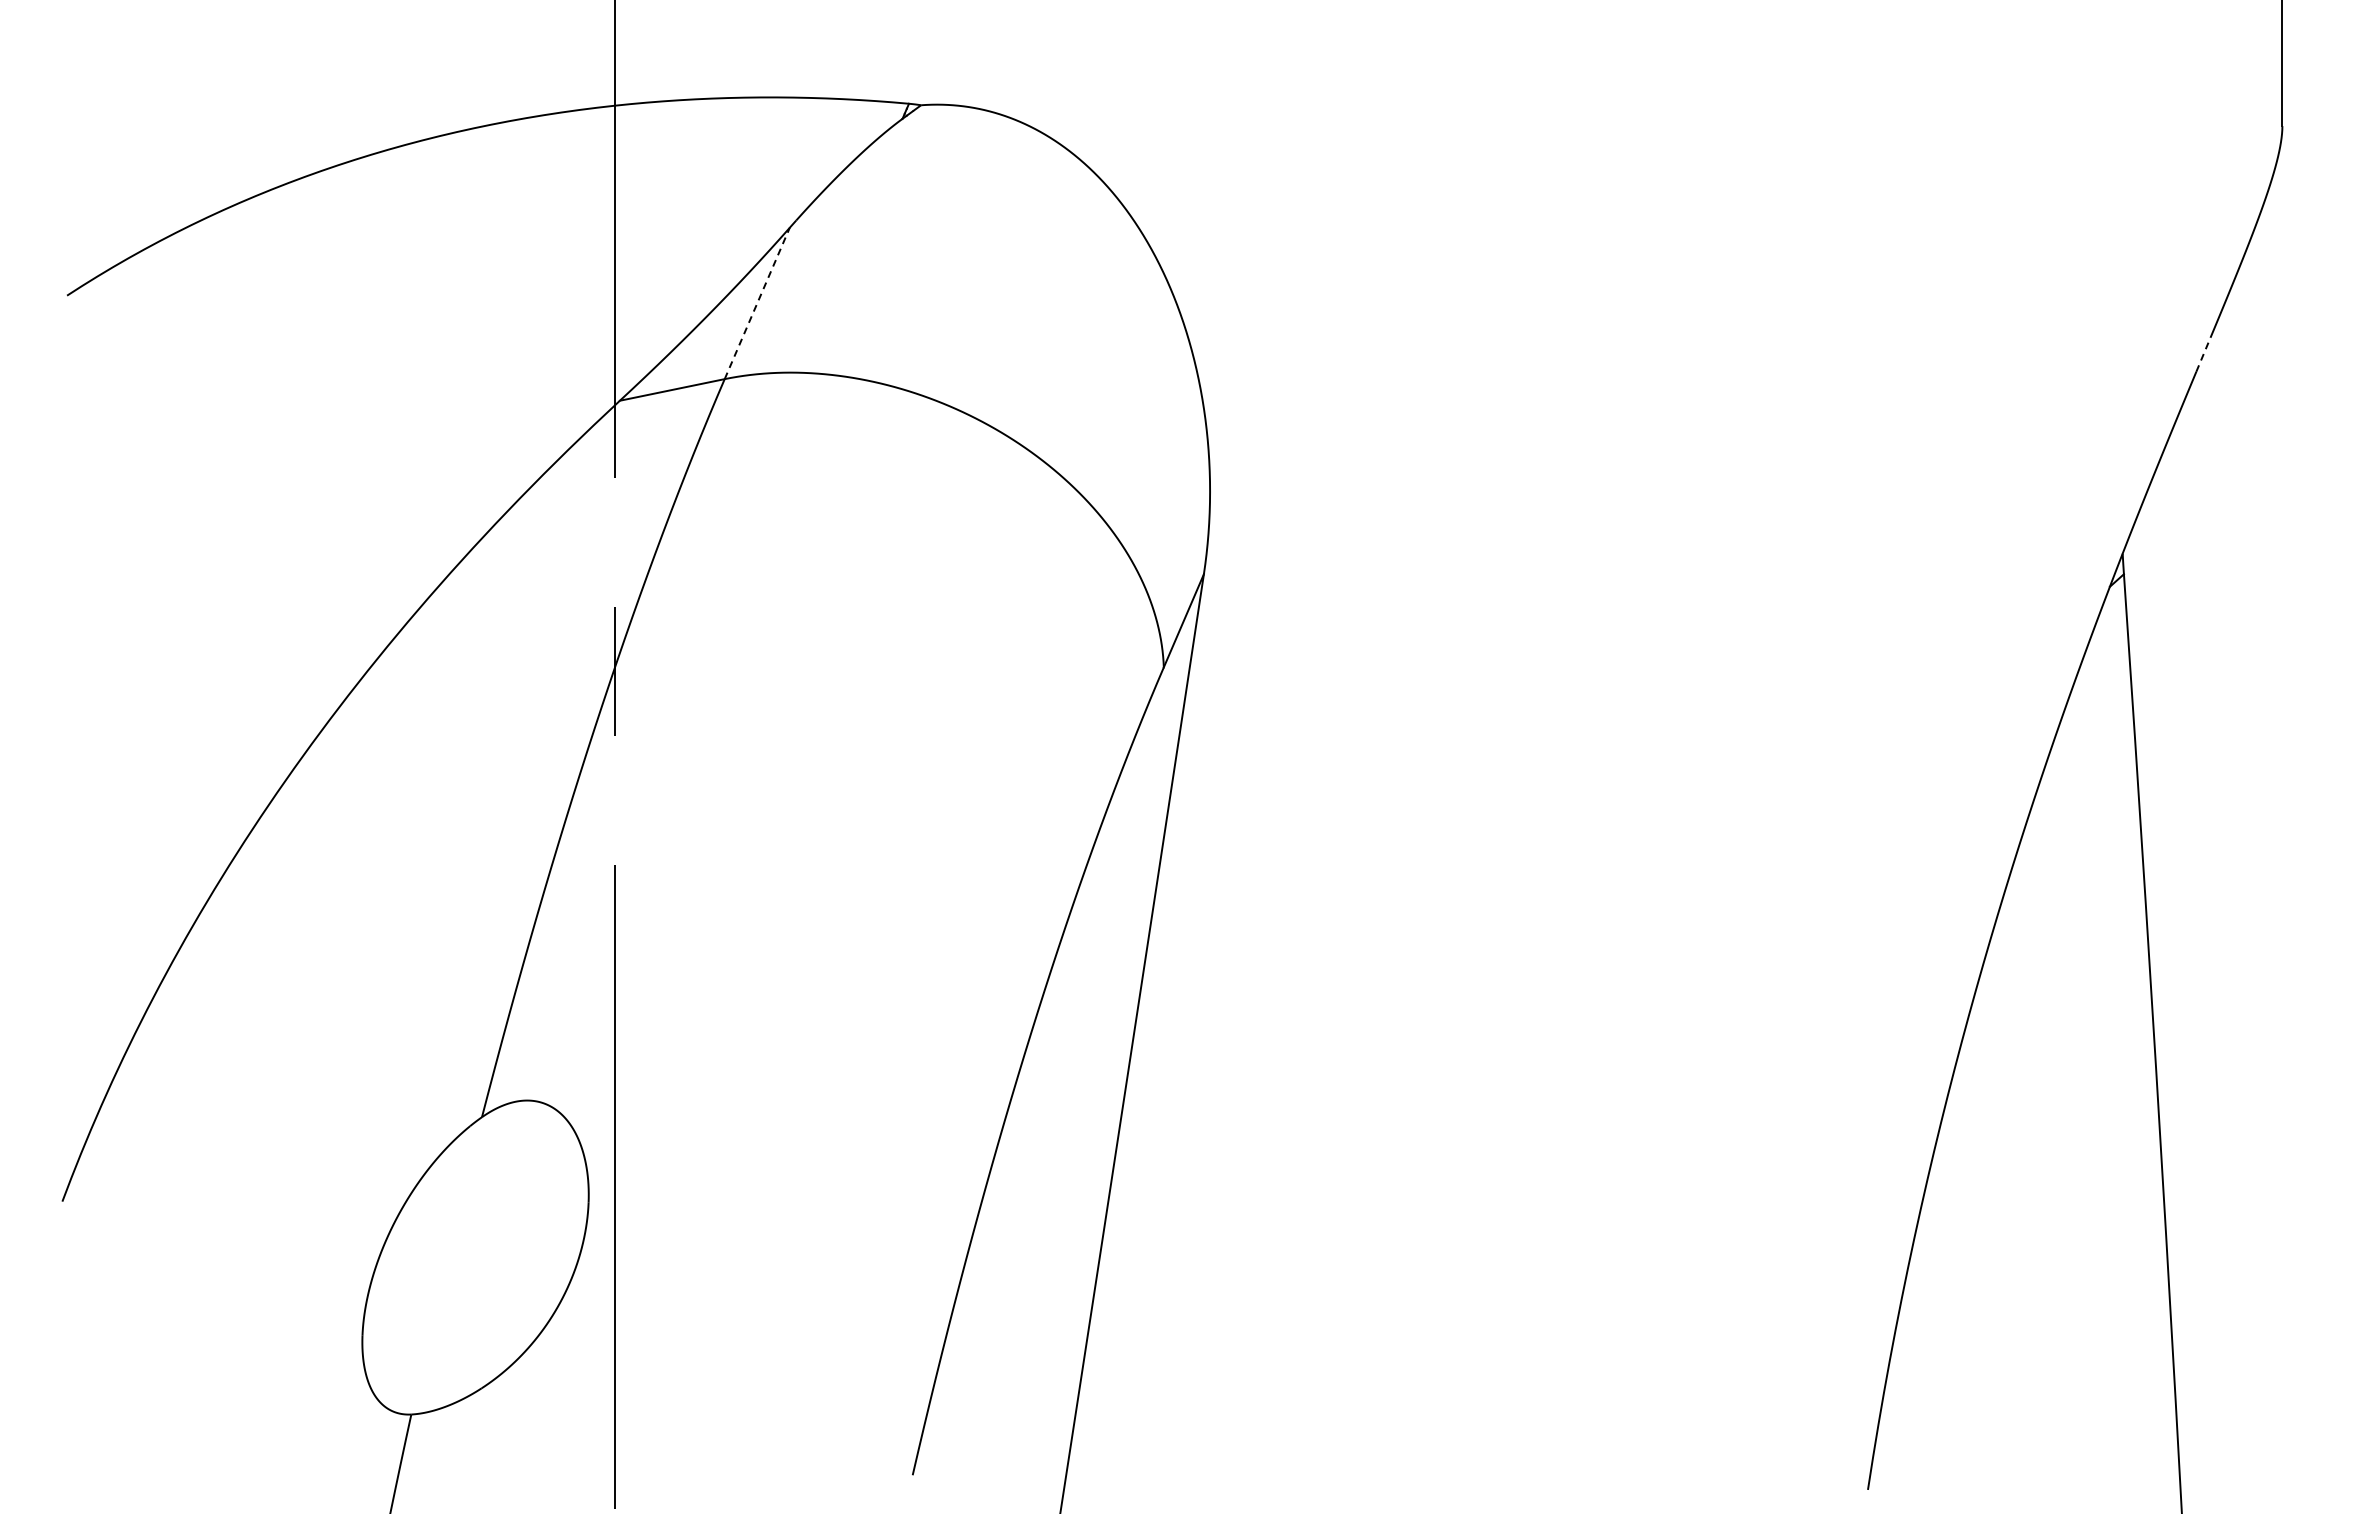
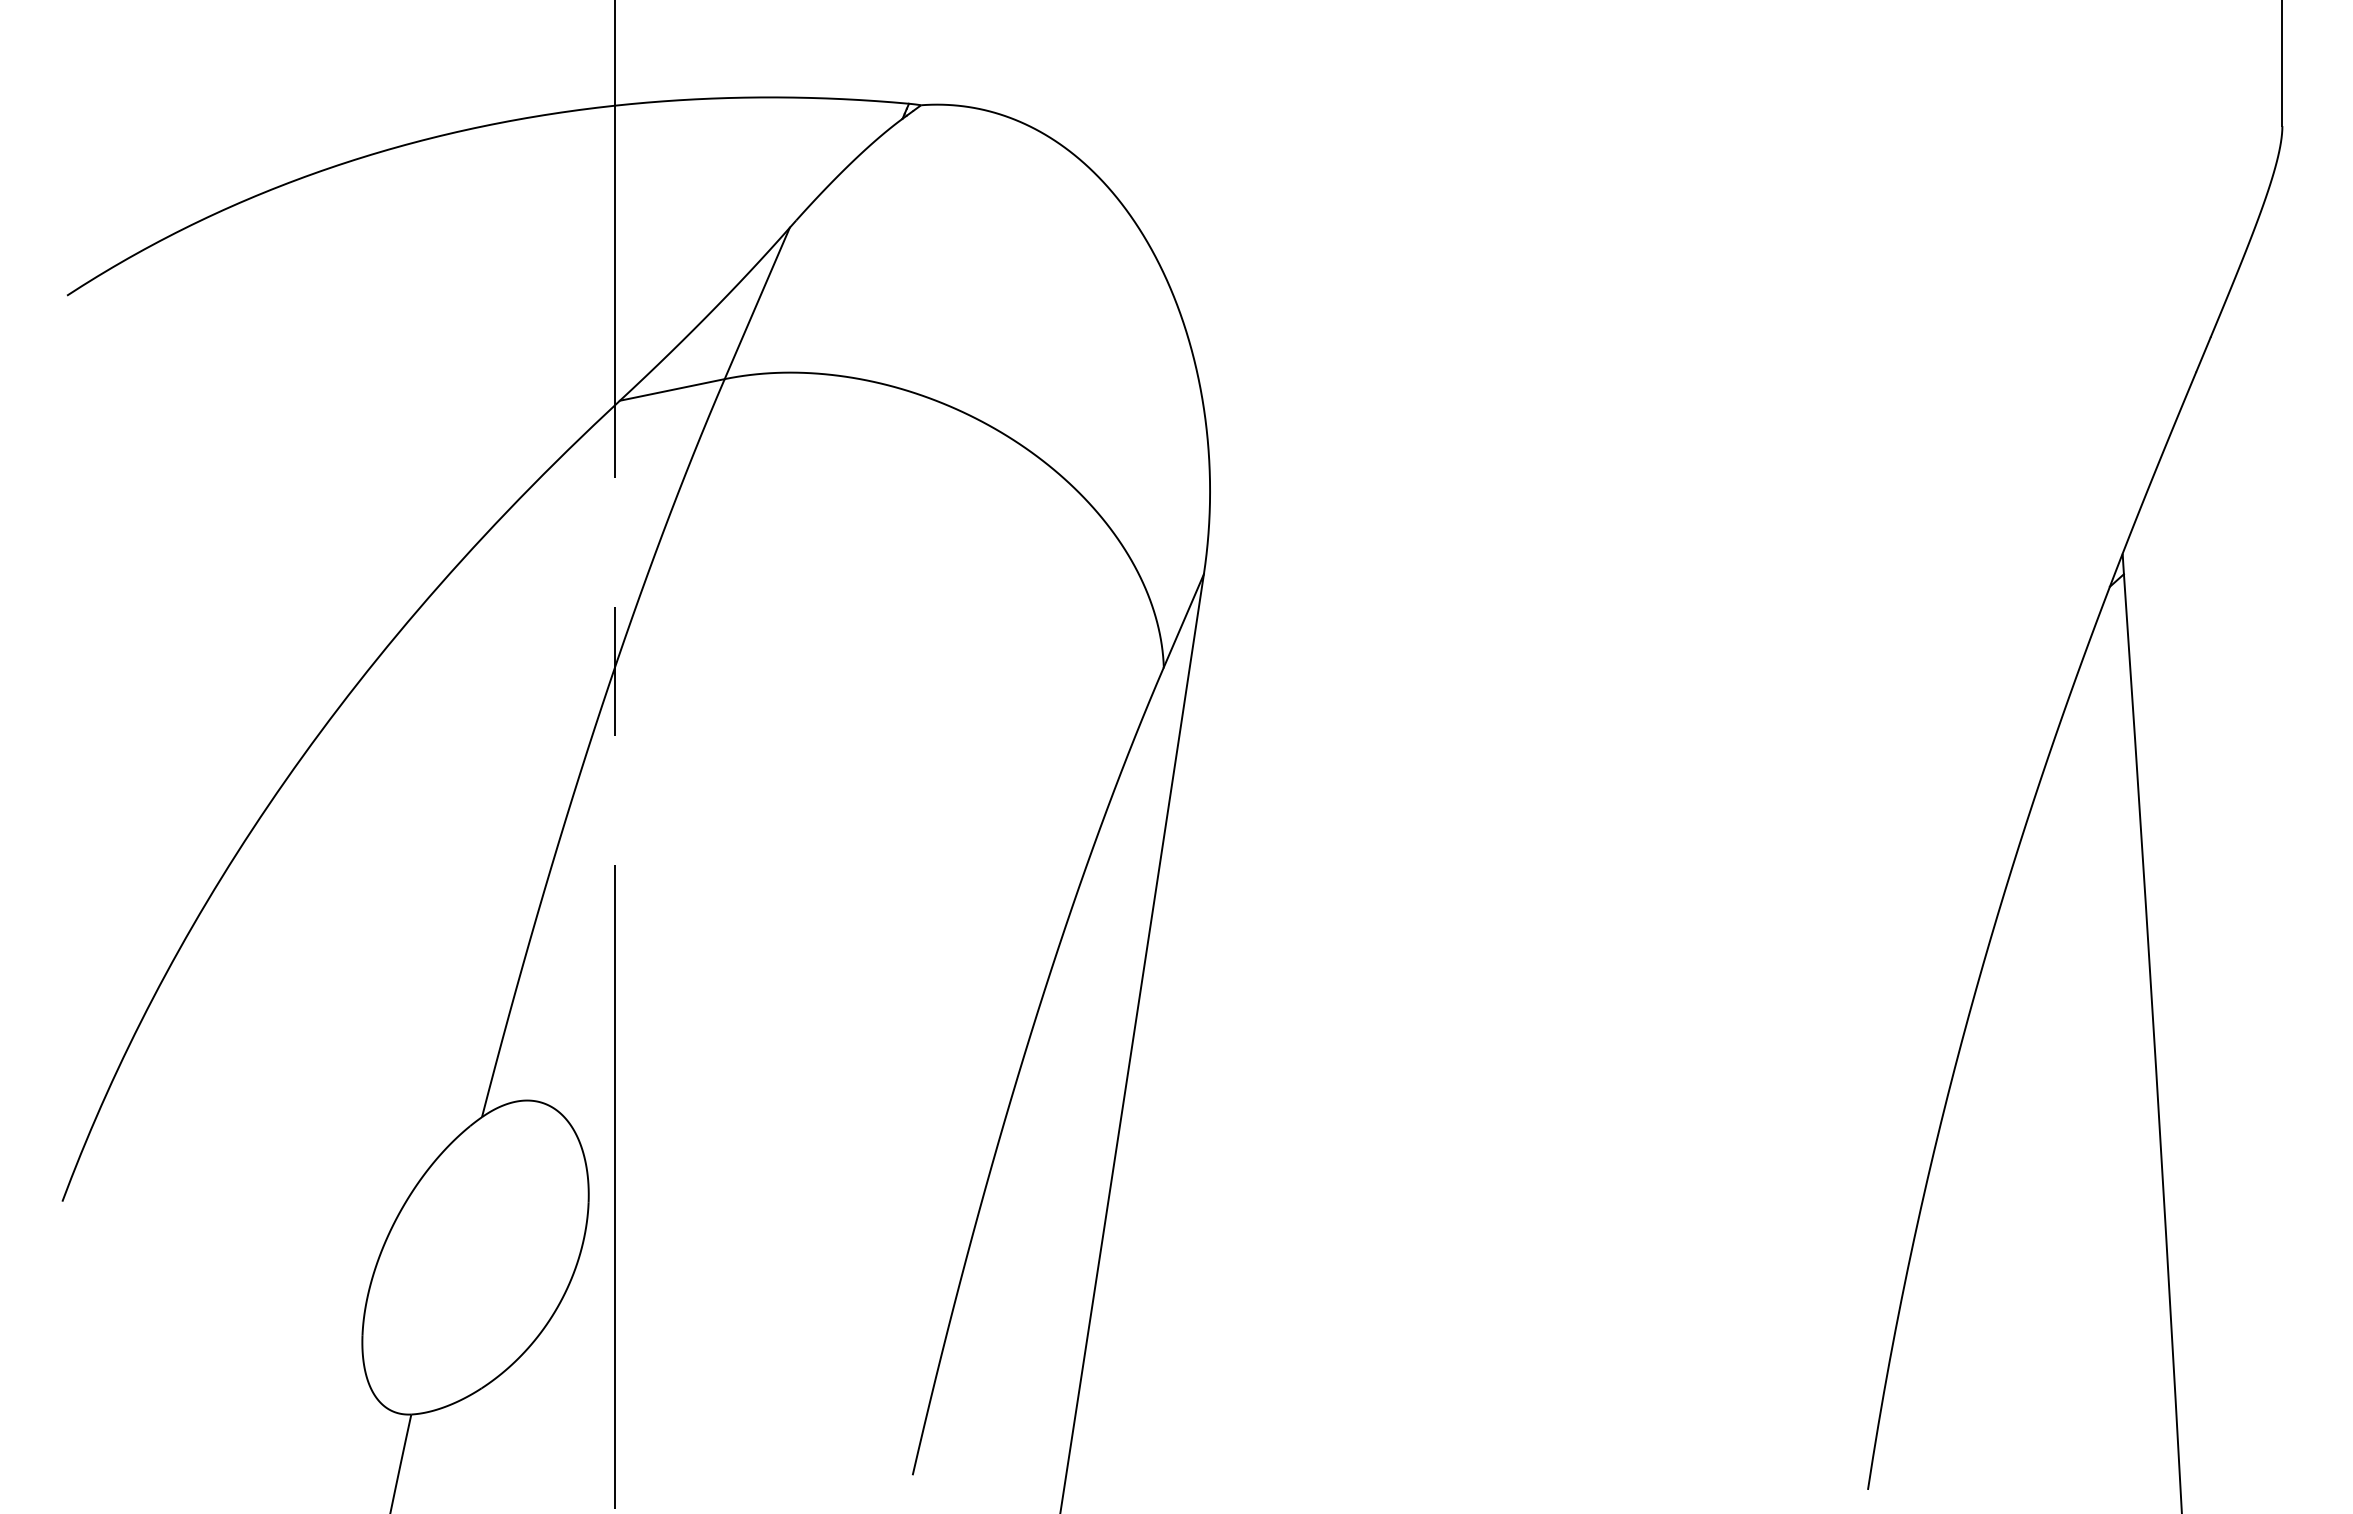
line: dashed -> solid (757, 302)
line: dashed -> solid (2203, 354)
